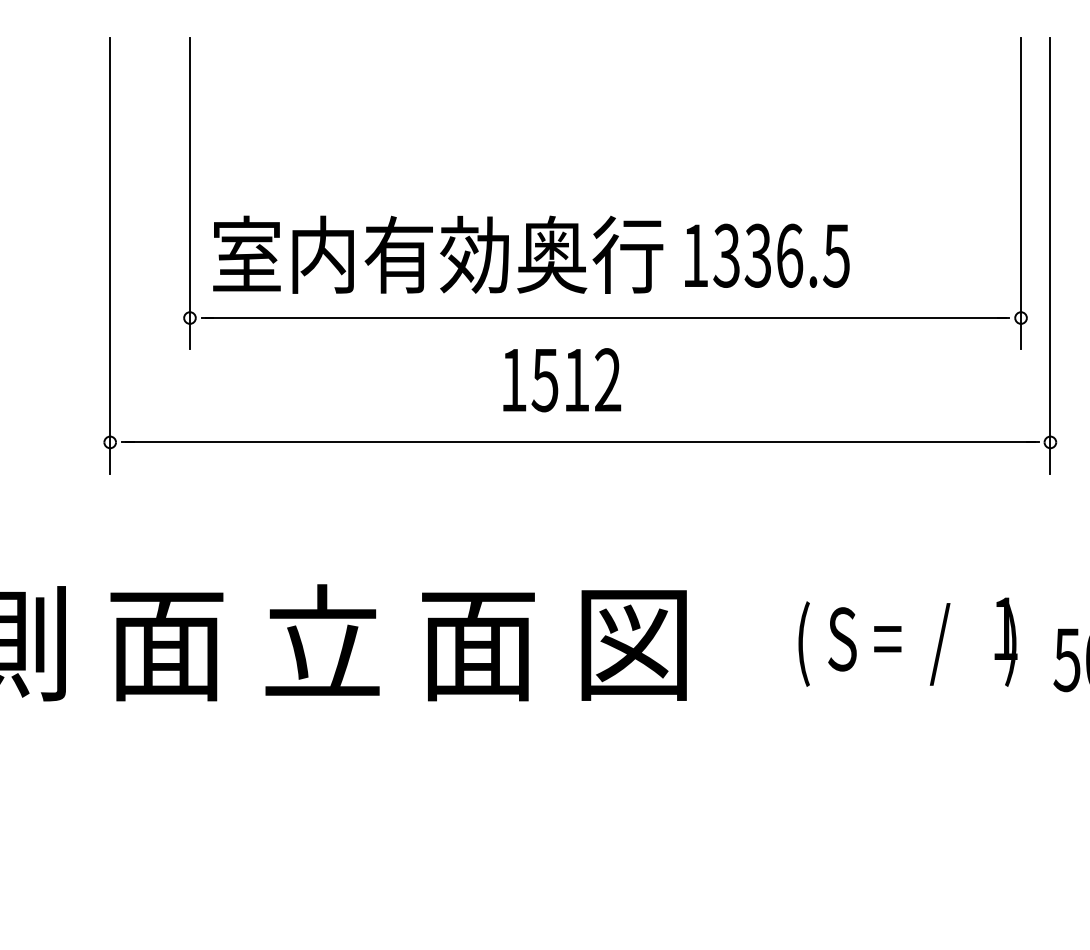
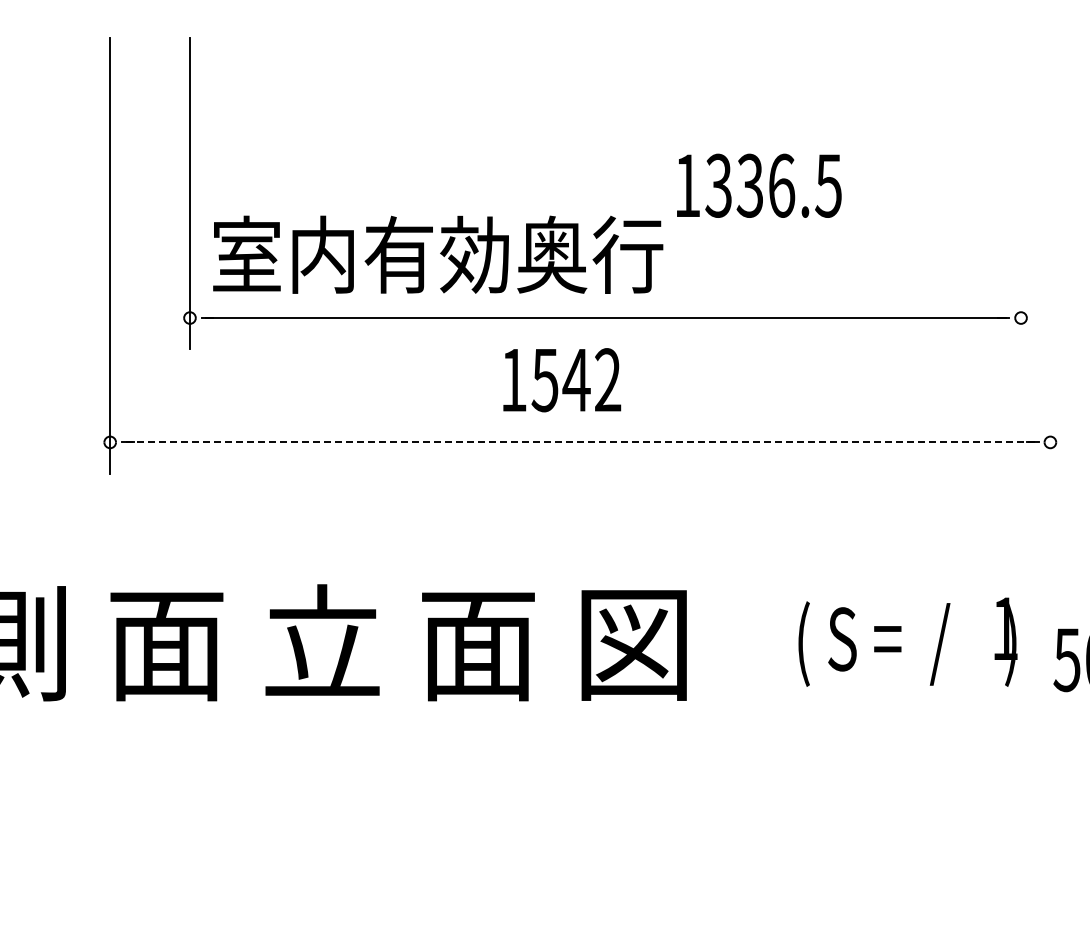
line: present -> none (1021, 193)
text position: (767, 255) -> (759, 185) (759, 185)
line: present -> none (1050, 255)
text: 1512 -> 1542 (576, 380)
line: solid -> dashed (580, 442)
